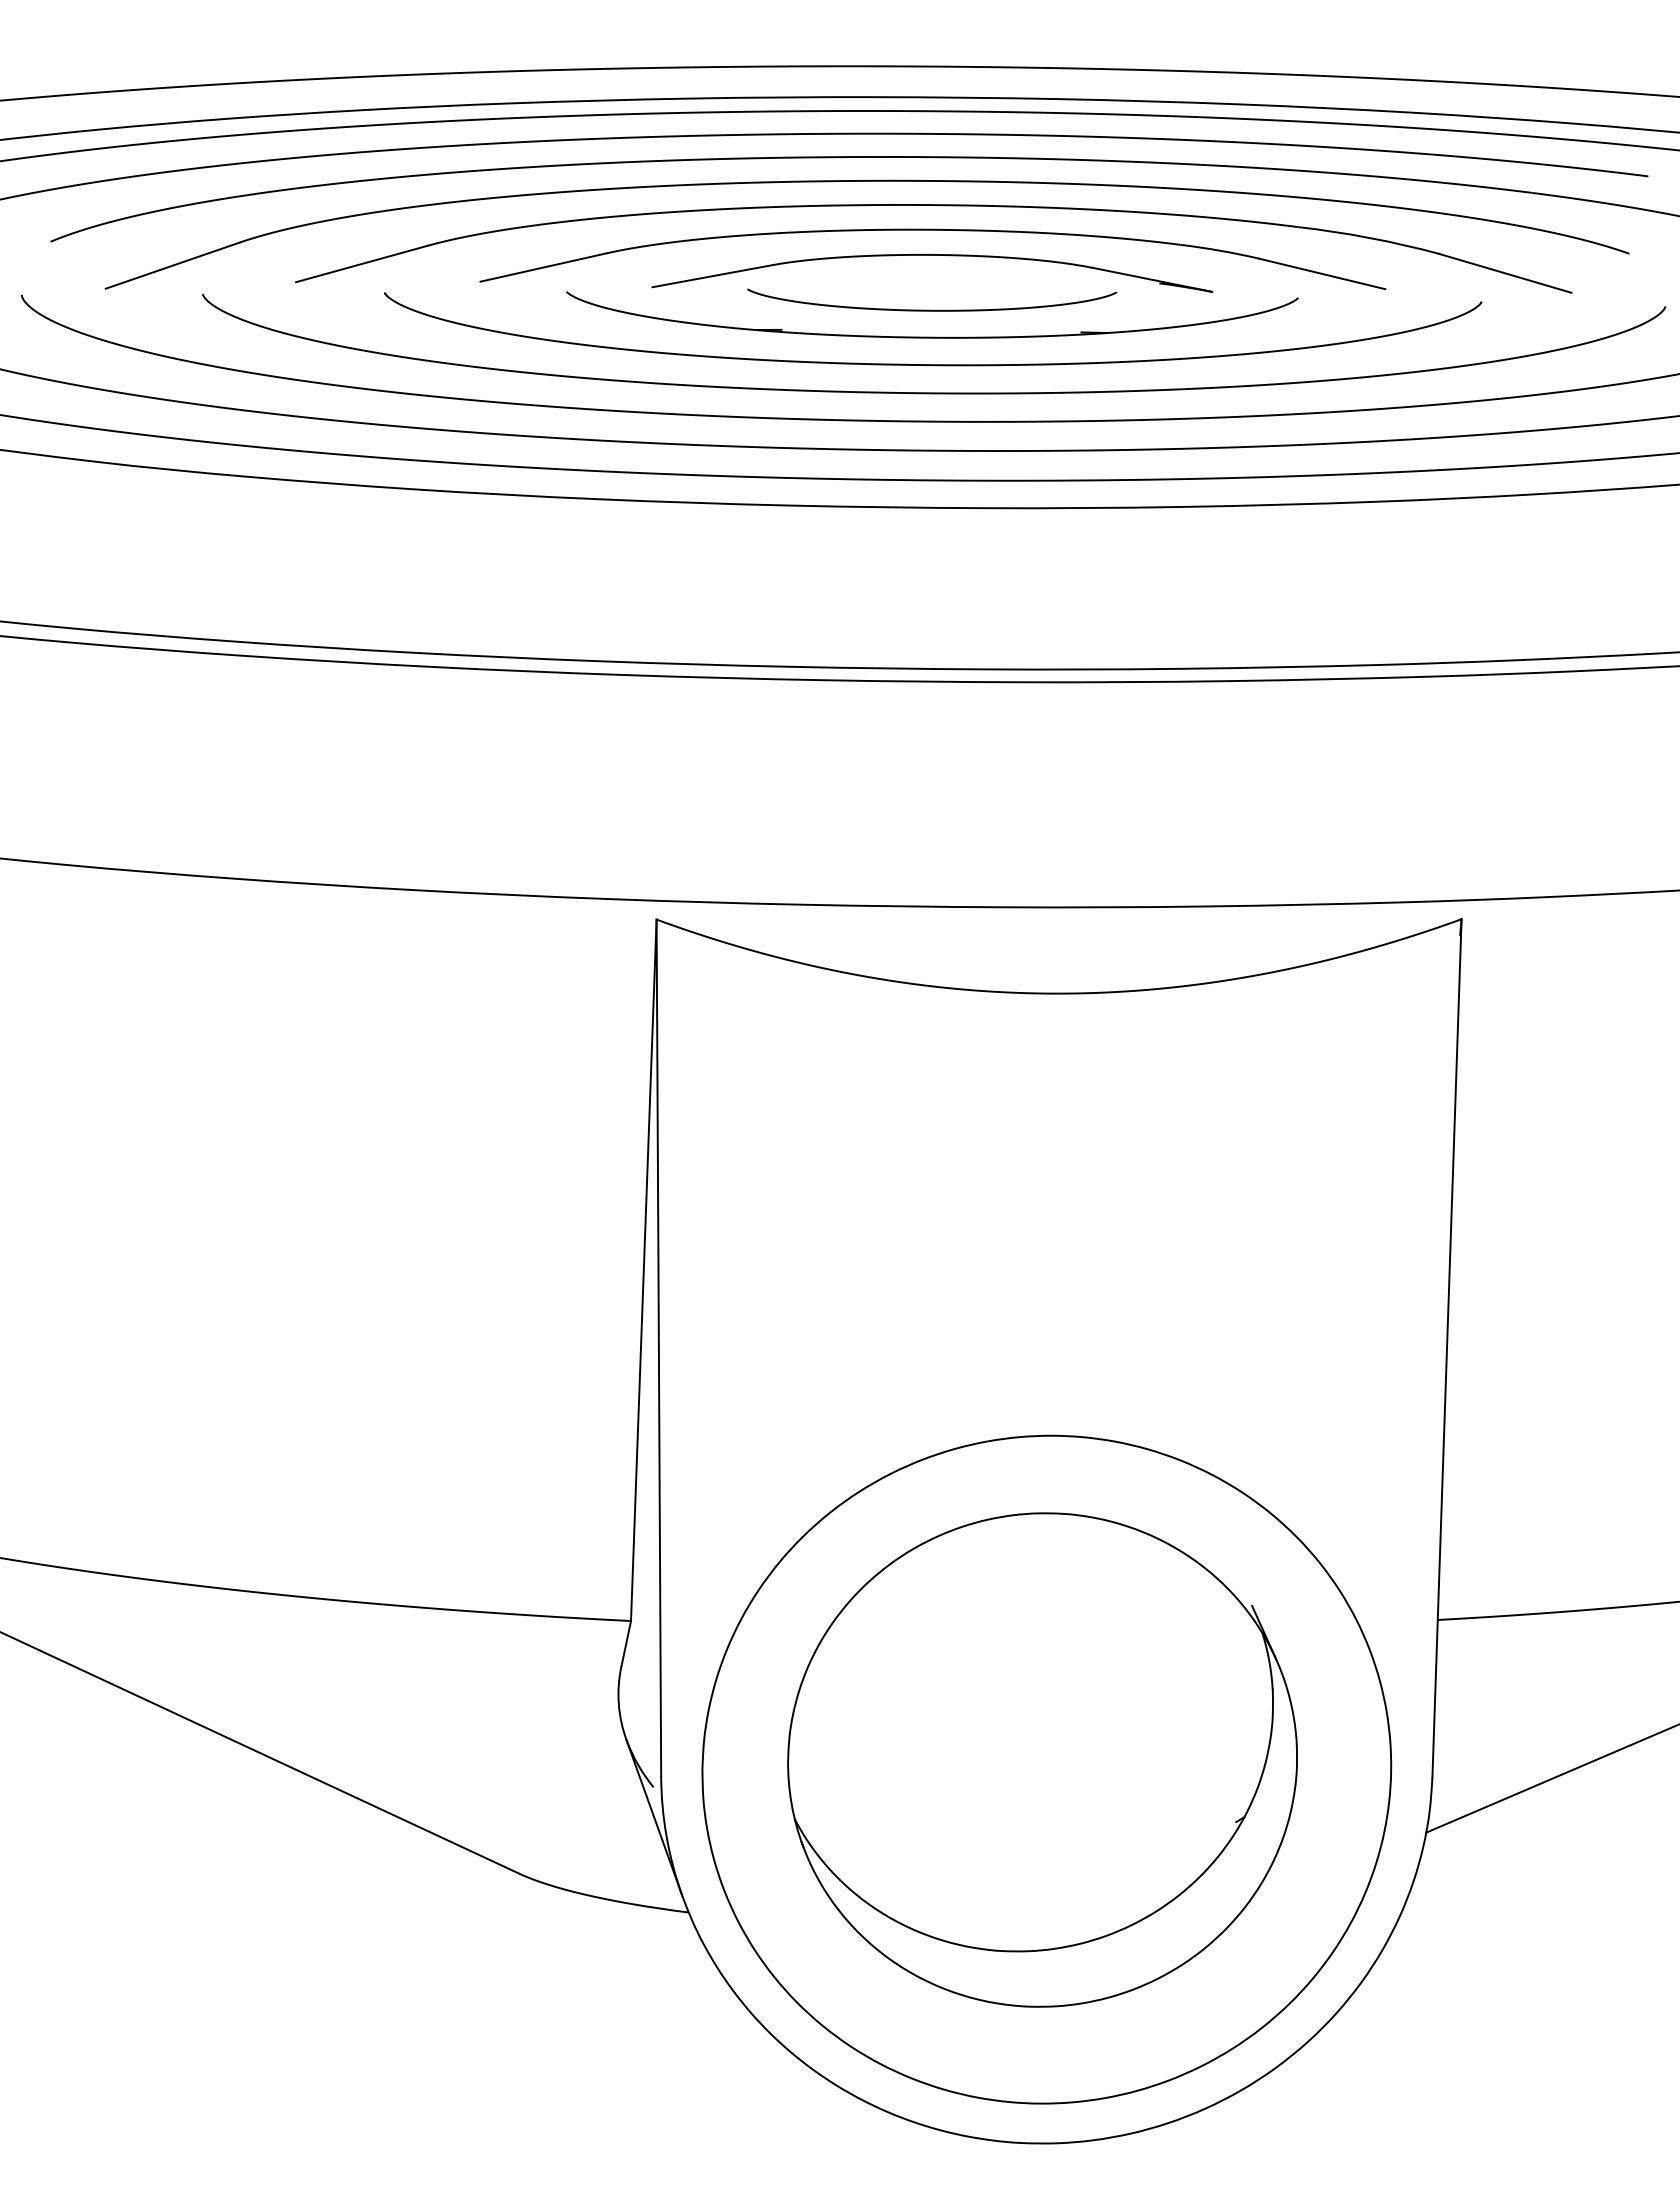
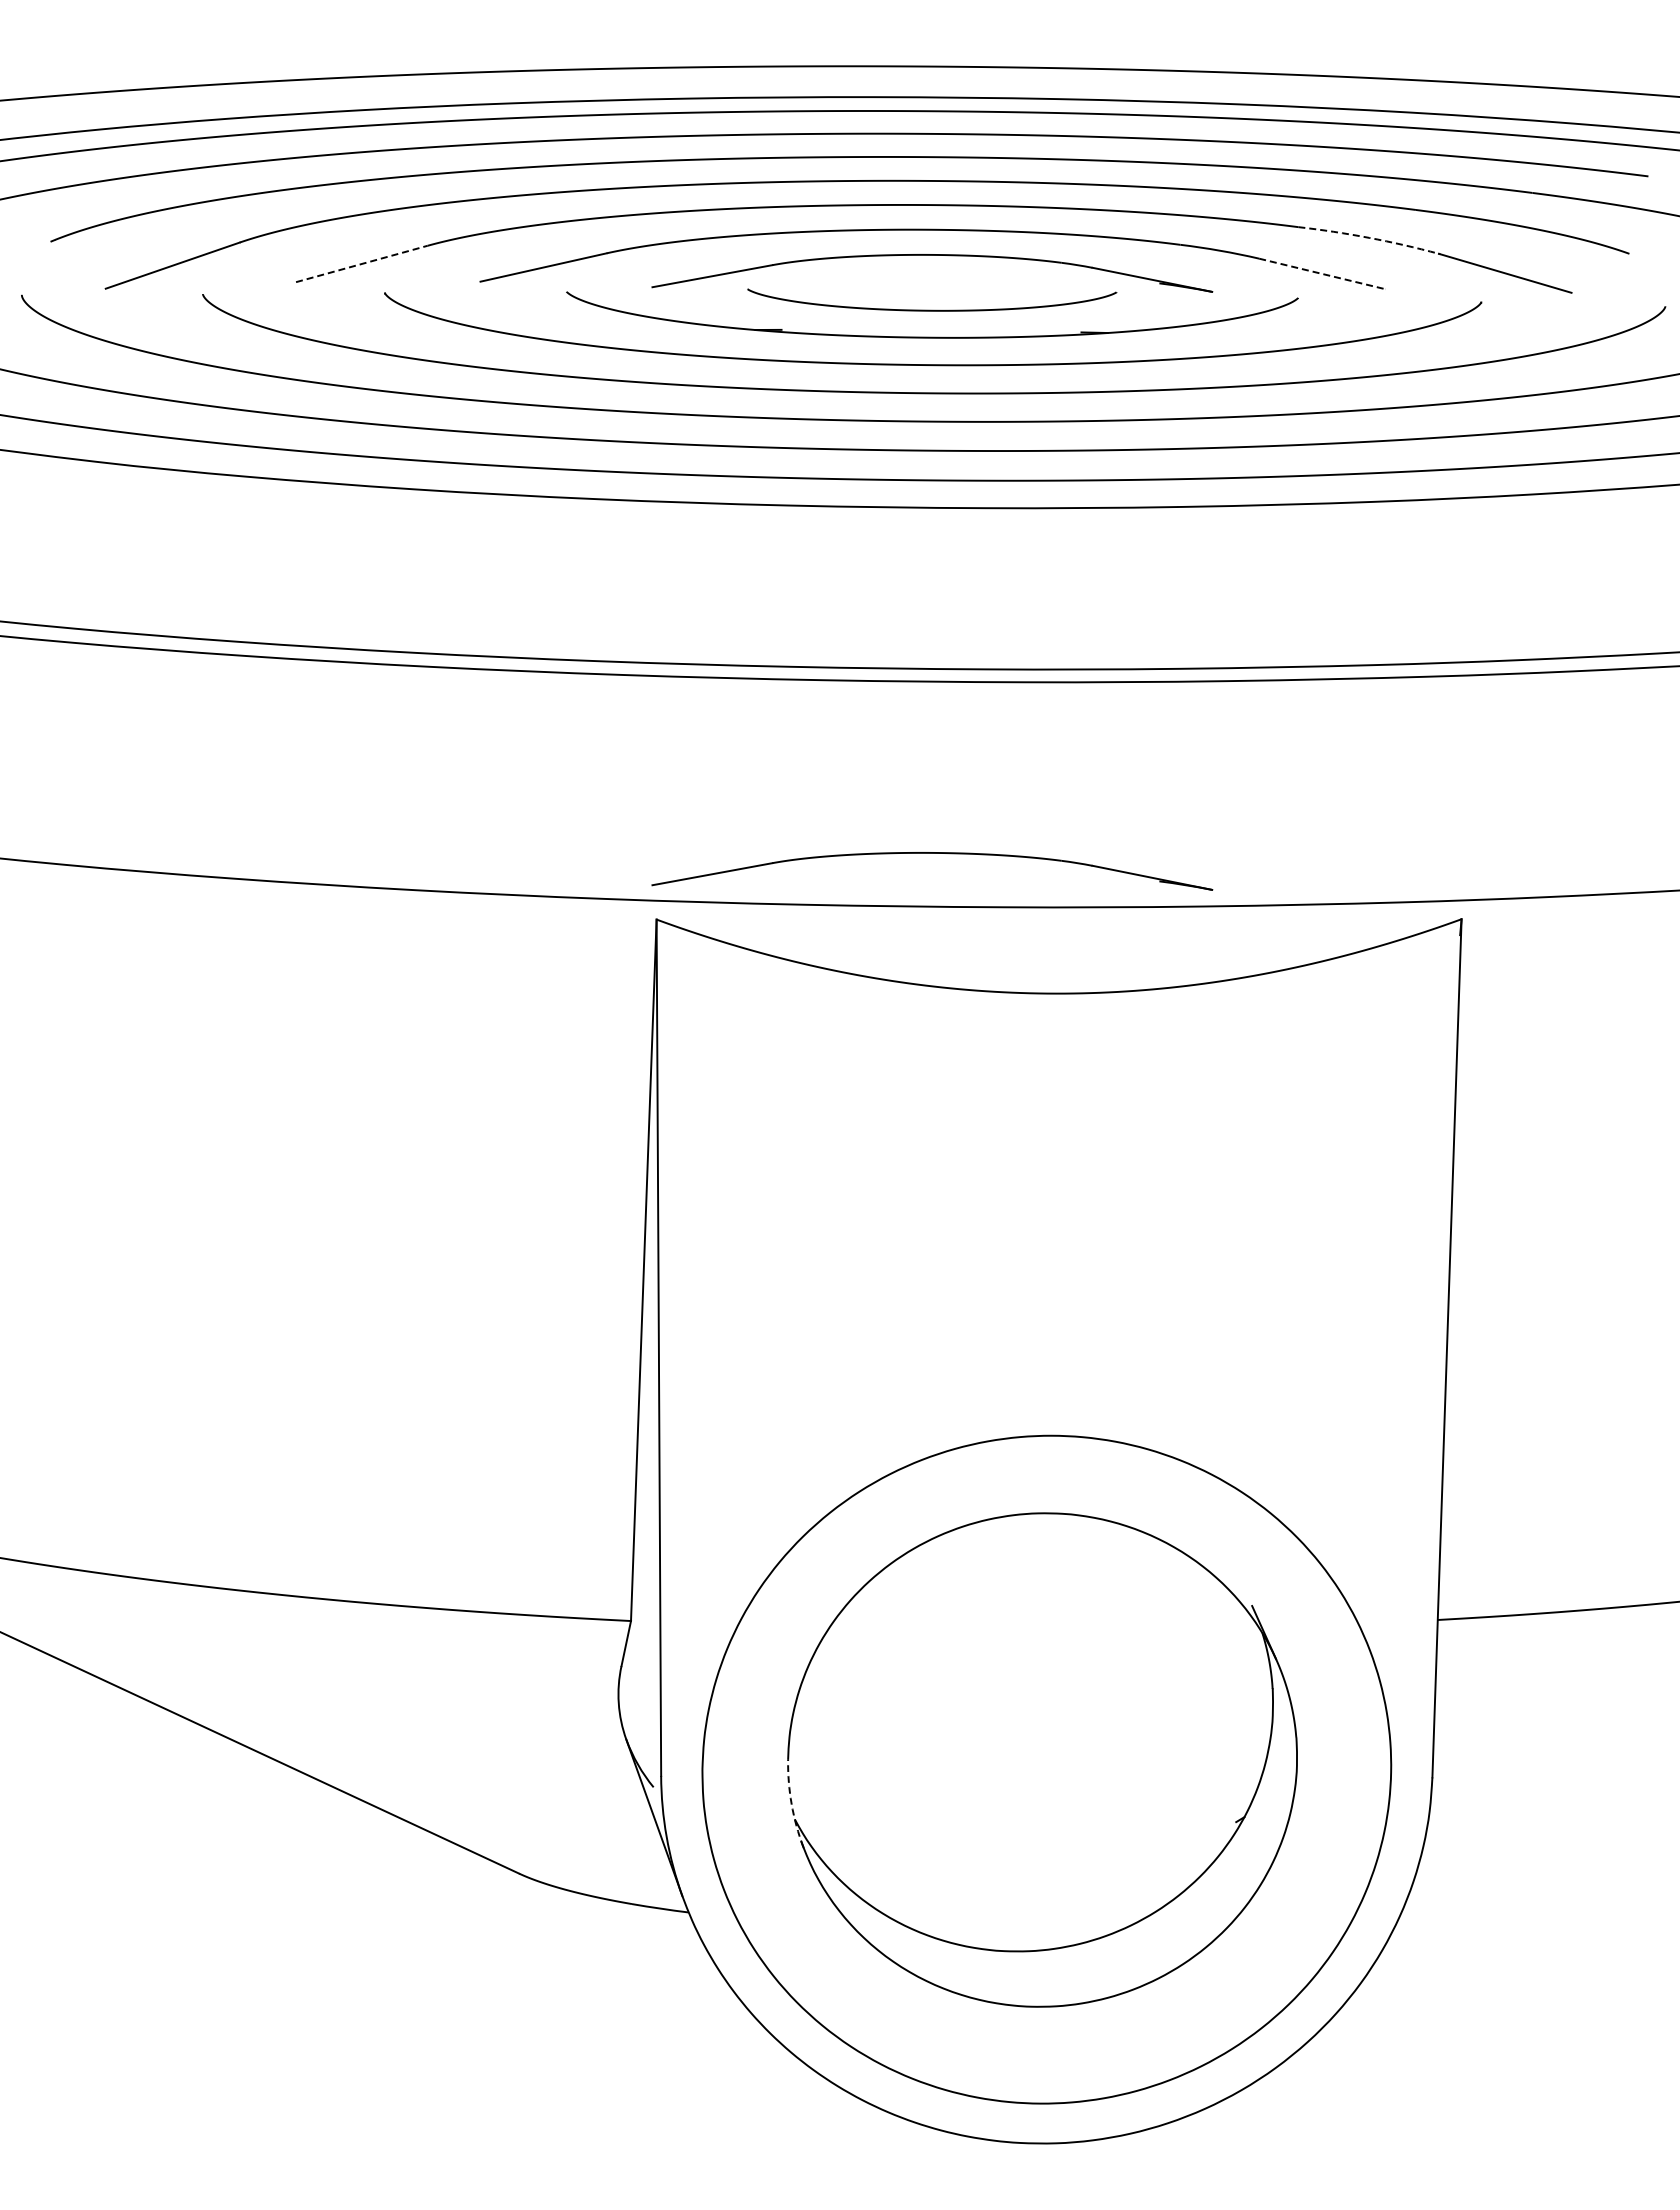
arc: solid -> dashed (1369, 237)
line: solid -> dashed (362, 263)
line: solid -> dashed (1322, 273)
part: none -> present (932, 853)
line: present -> none (1551, 1778)
arc: solid -> dashed (791, 1804)
